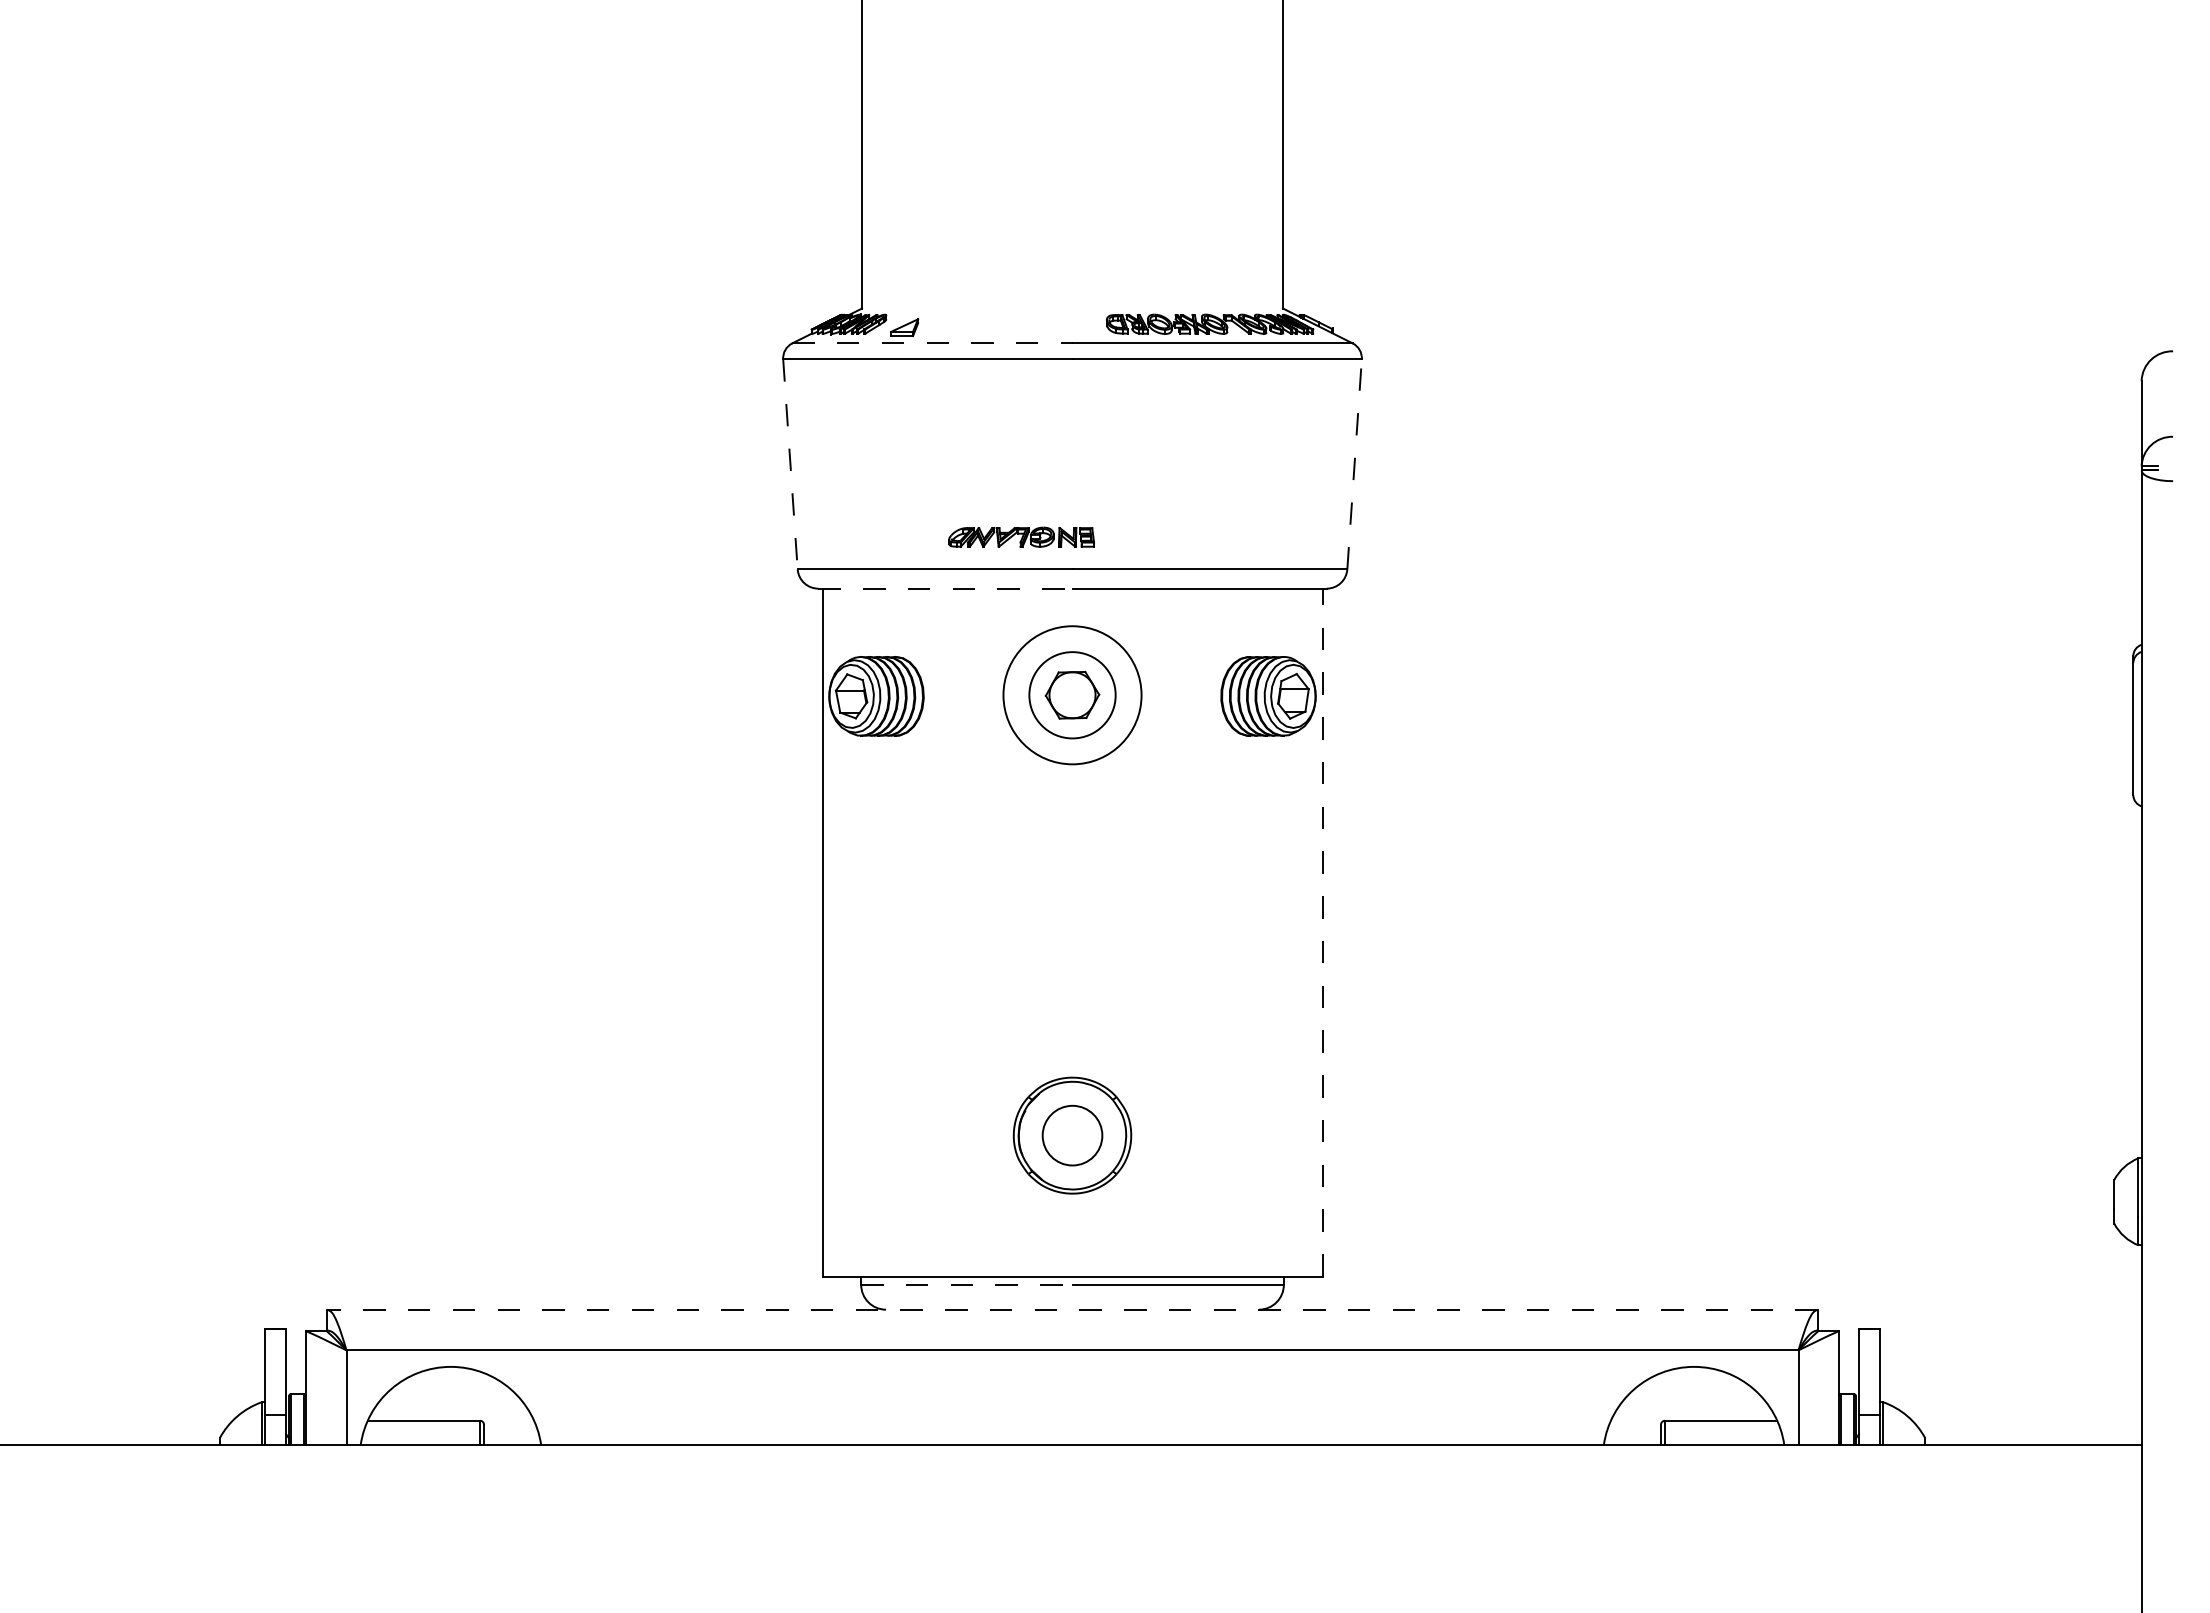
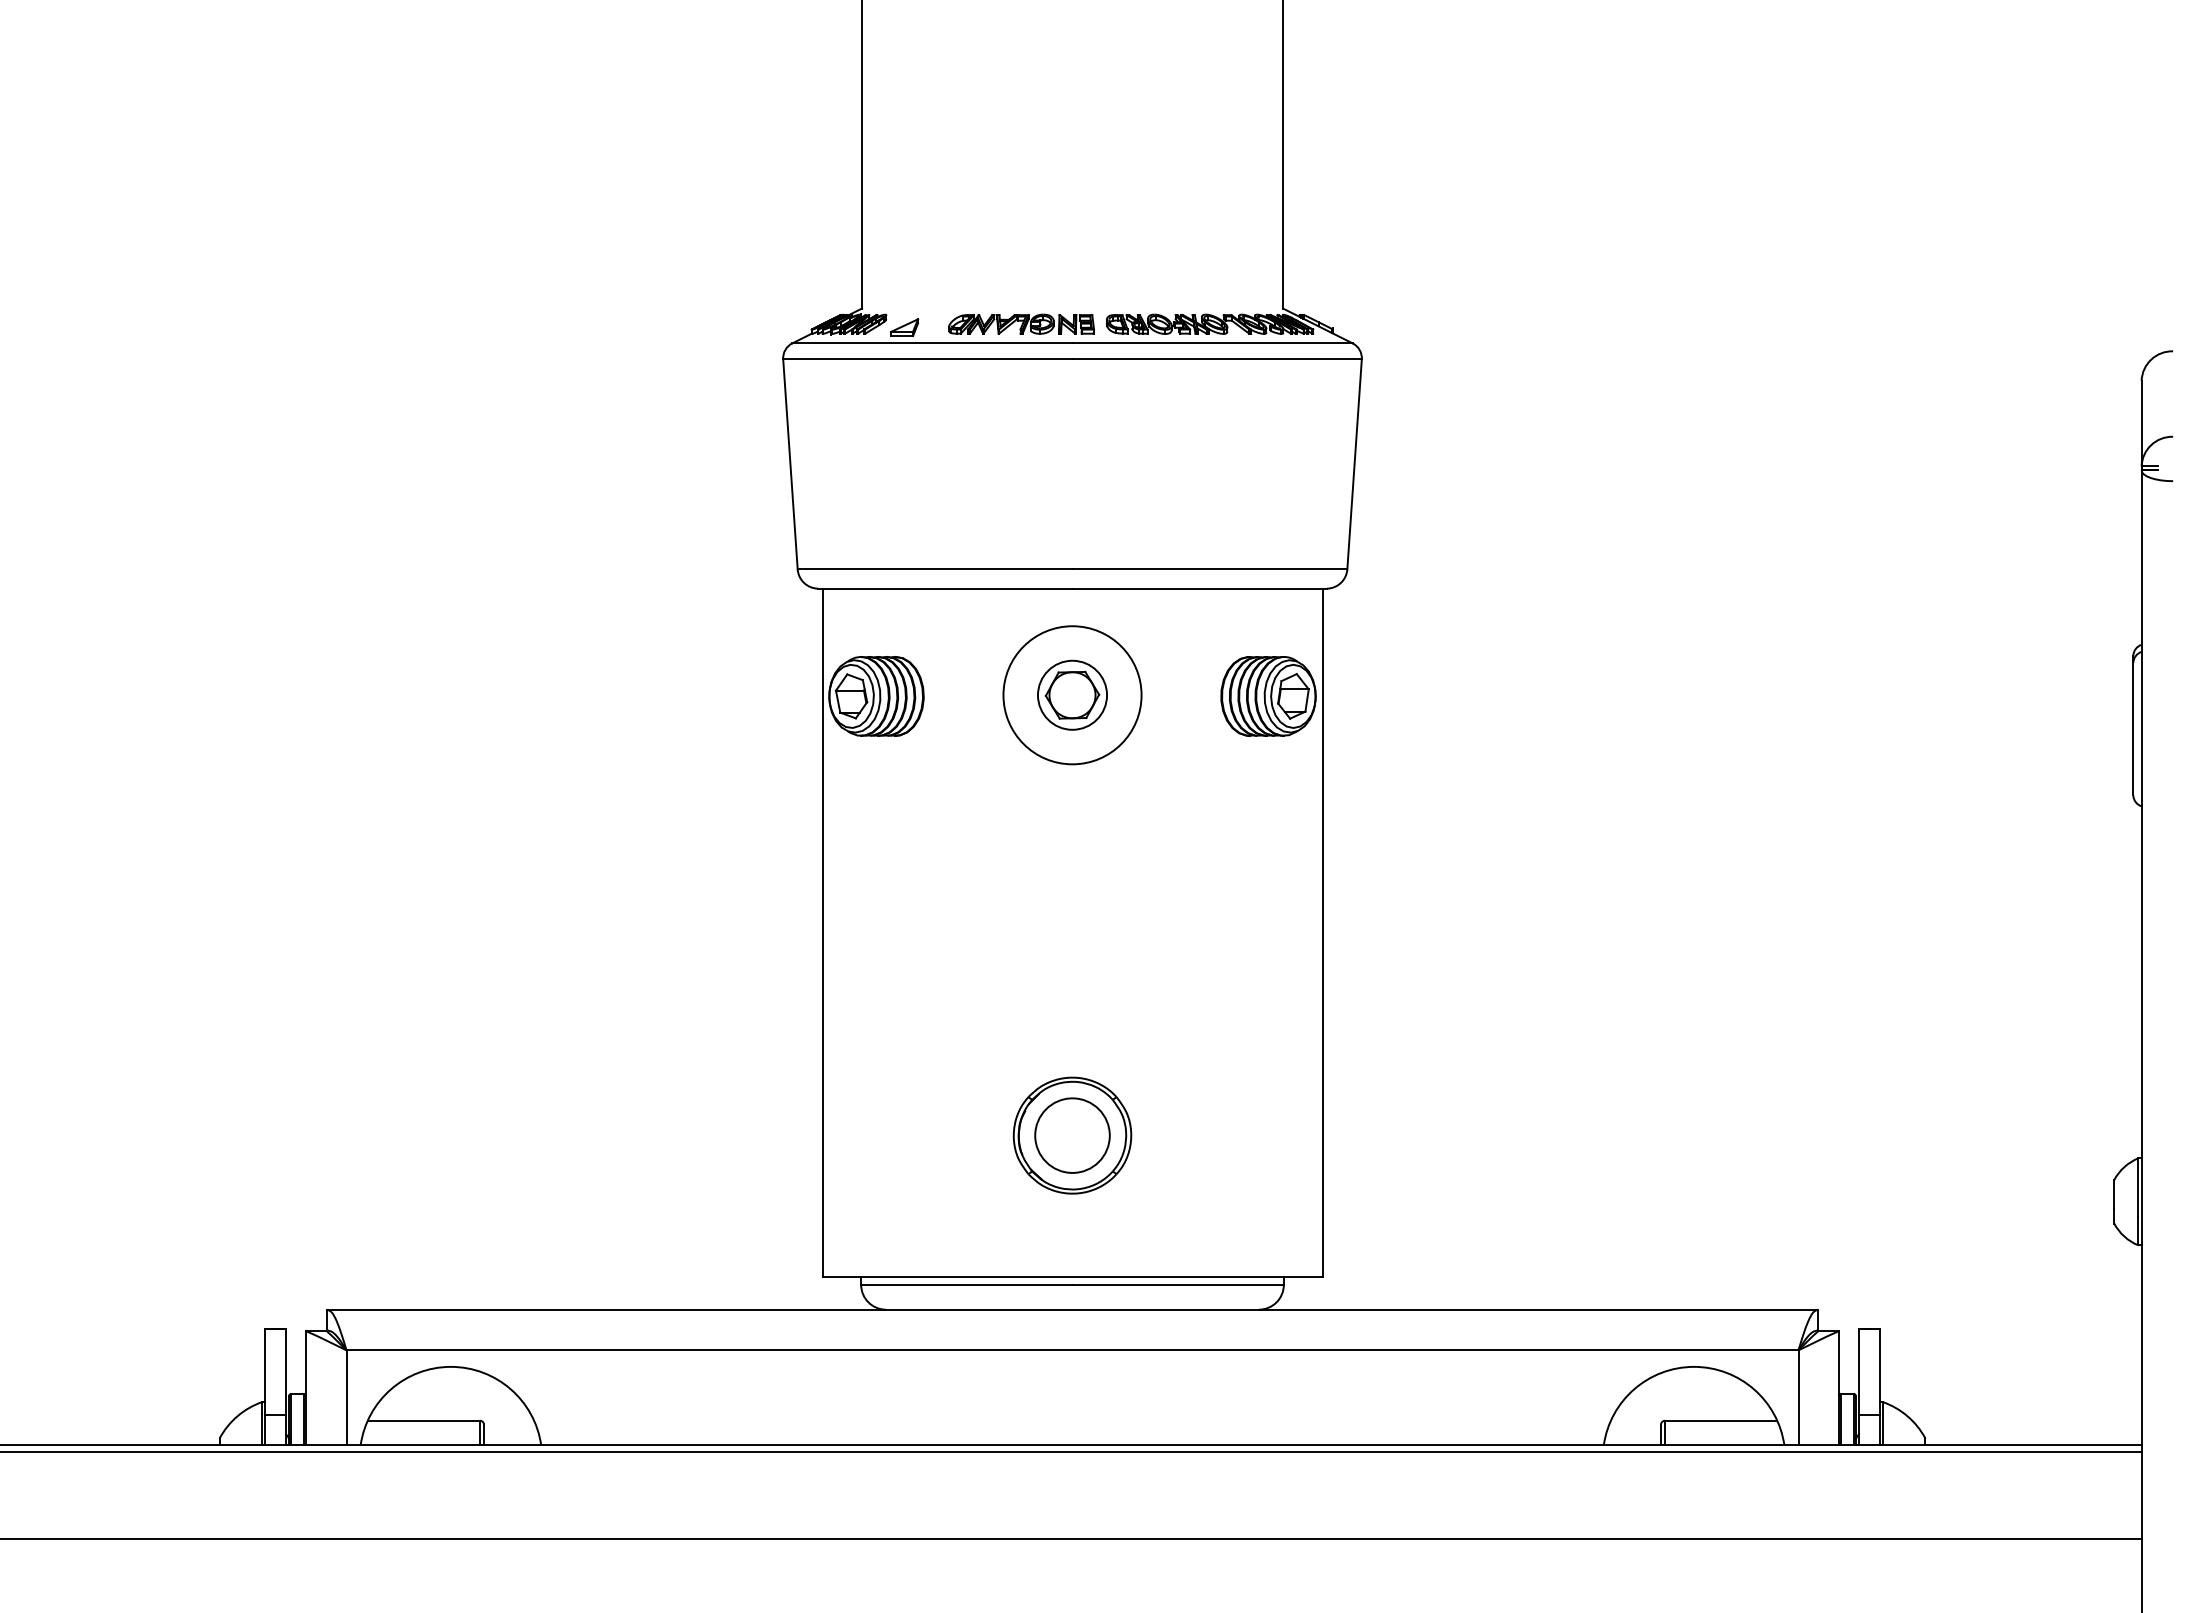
line: dashed -> solid (932, 343)
line: dashed -> solid (1354, 463)
line: dashed -> solid (790, 464)
part position: (1021, 536) -> (1021, 323) (1021, 323)
line: dashed -> solid (945, 588)
circle diameter: 86 px -> 69 px (1072, 694)
line: dashed -> solid (1322, 932)
circle diameter: 60 px -> 75 px (1072, 1135)
line: dashed -> solid (966, 1284)
line: dashed -> solid (1072, 1309)
line: none -> present (1071, 1452)
line: none -> present (1071, 1538)
